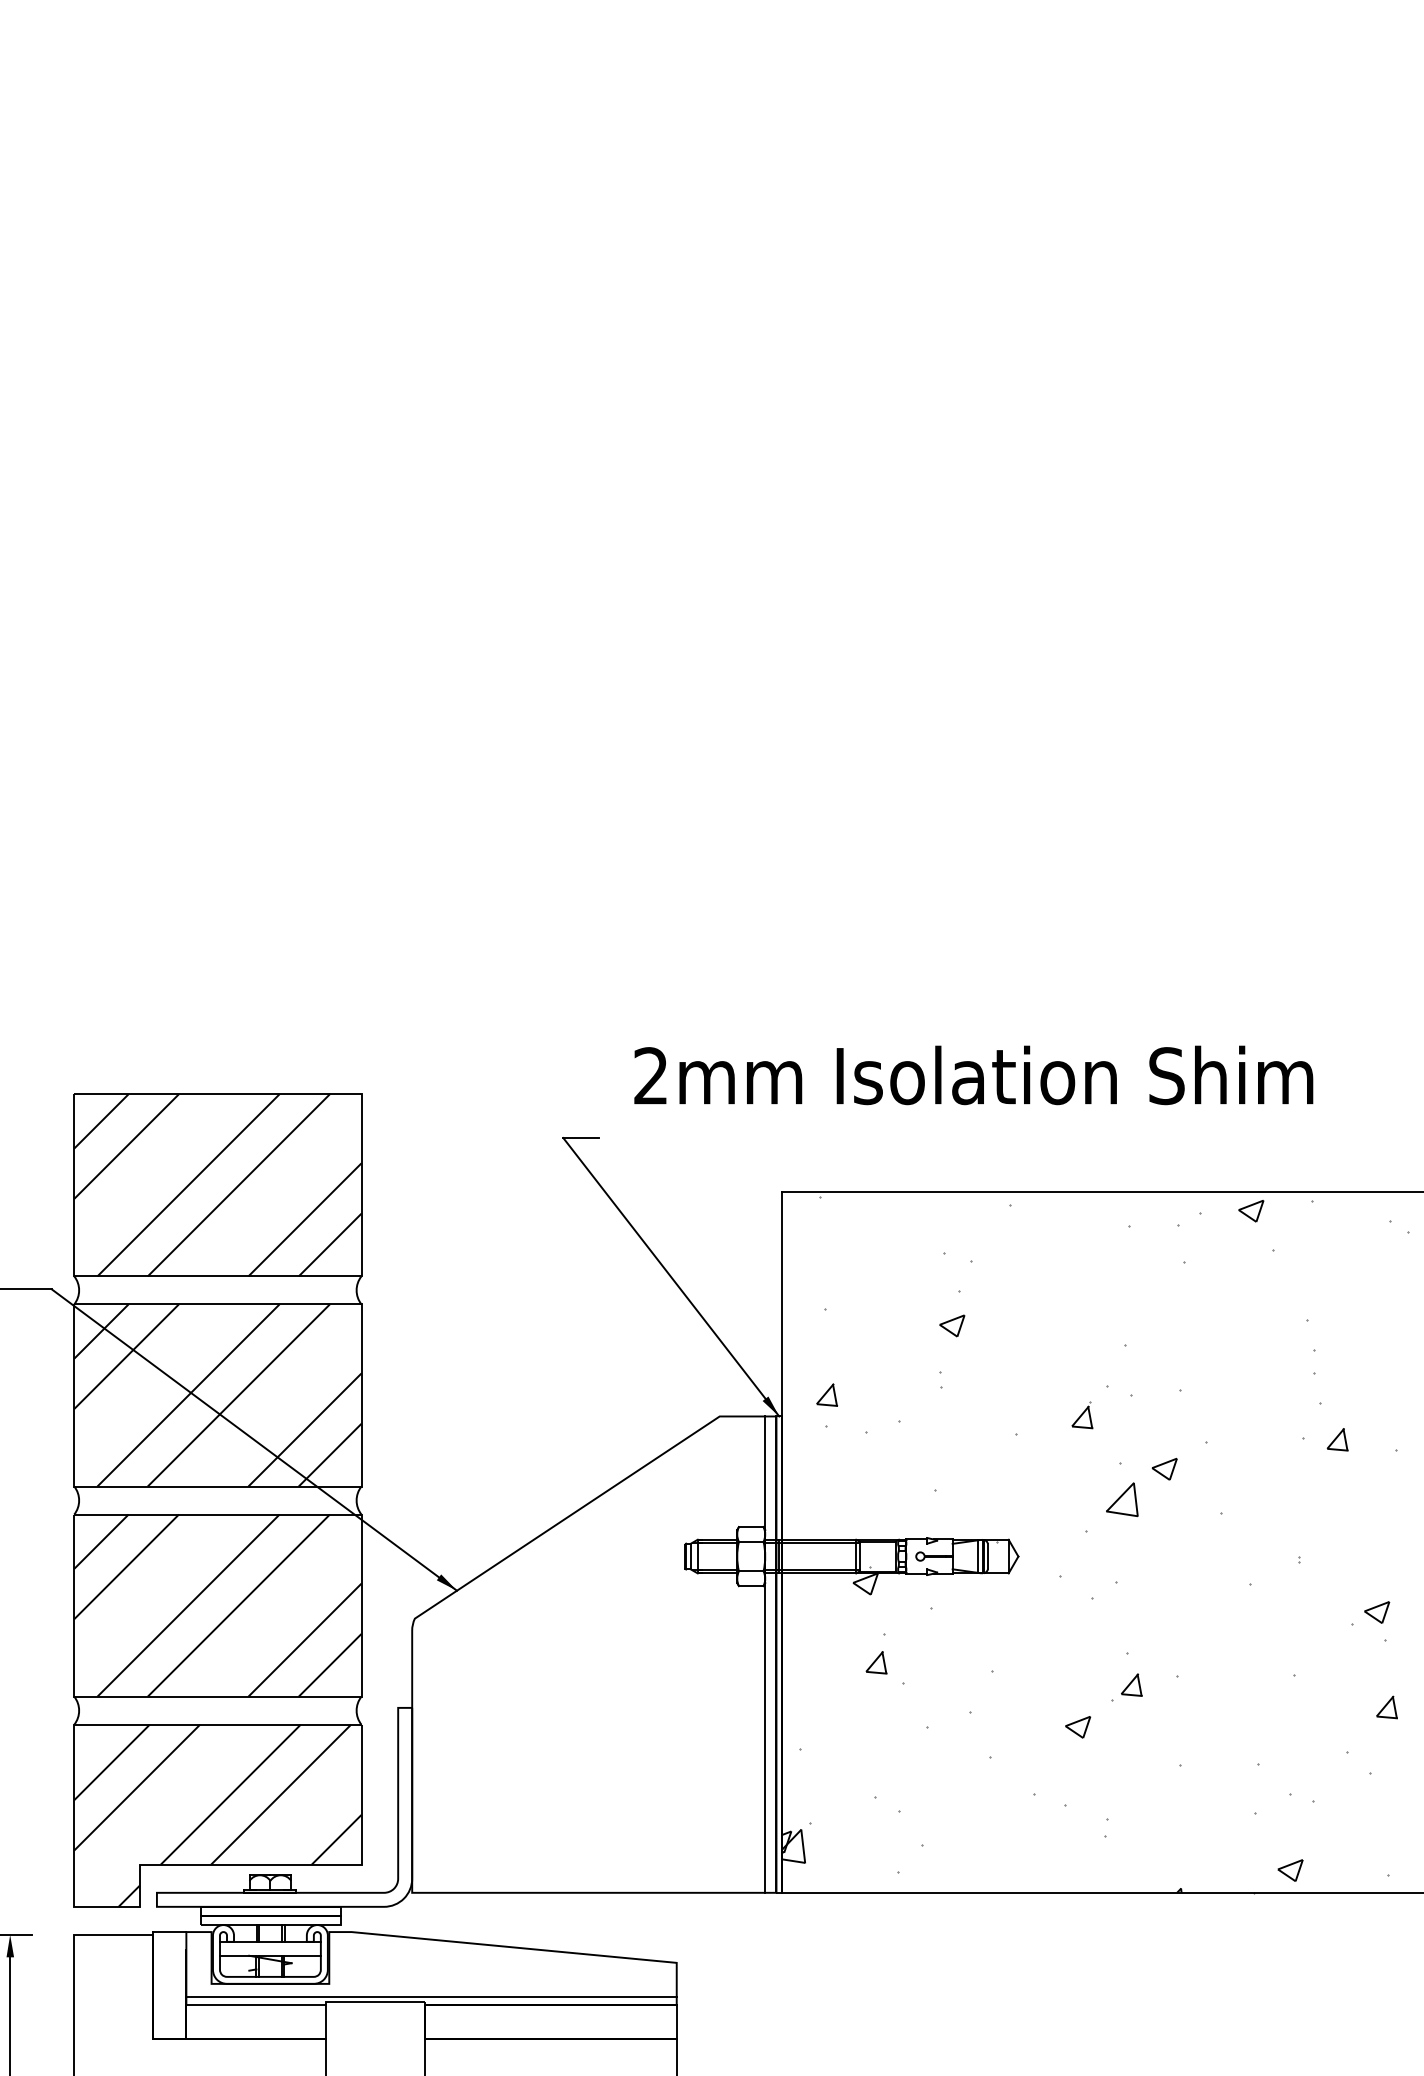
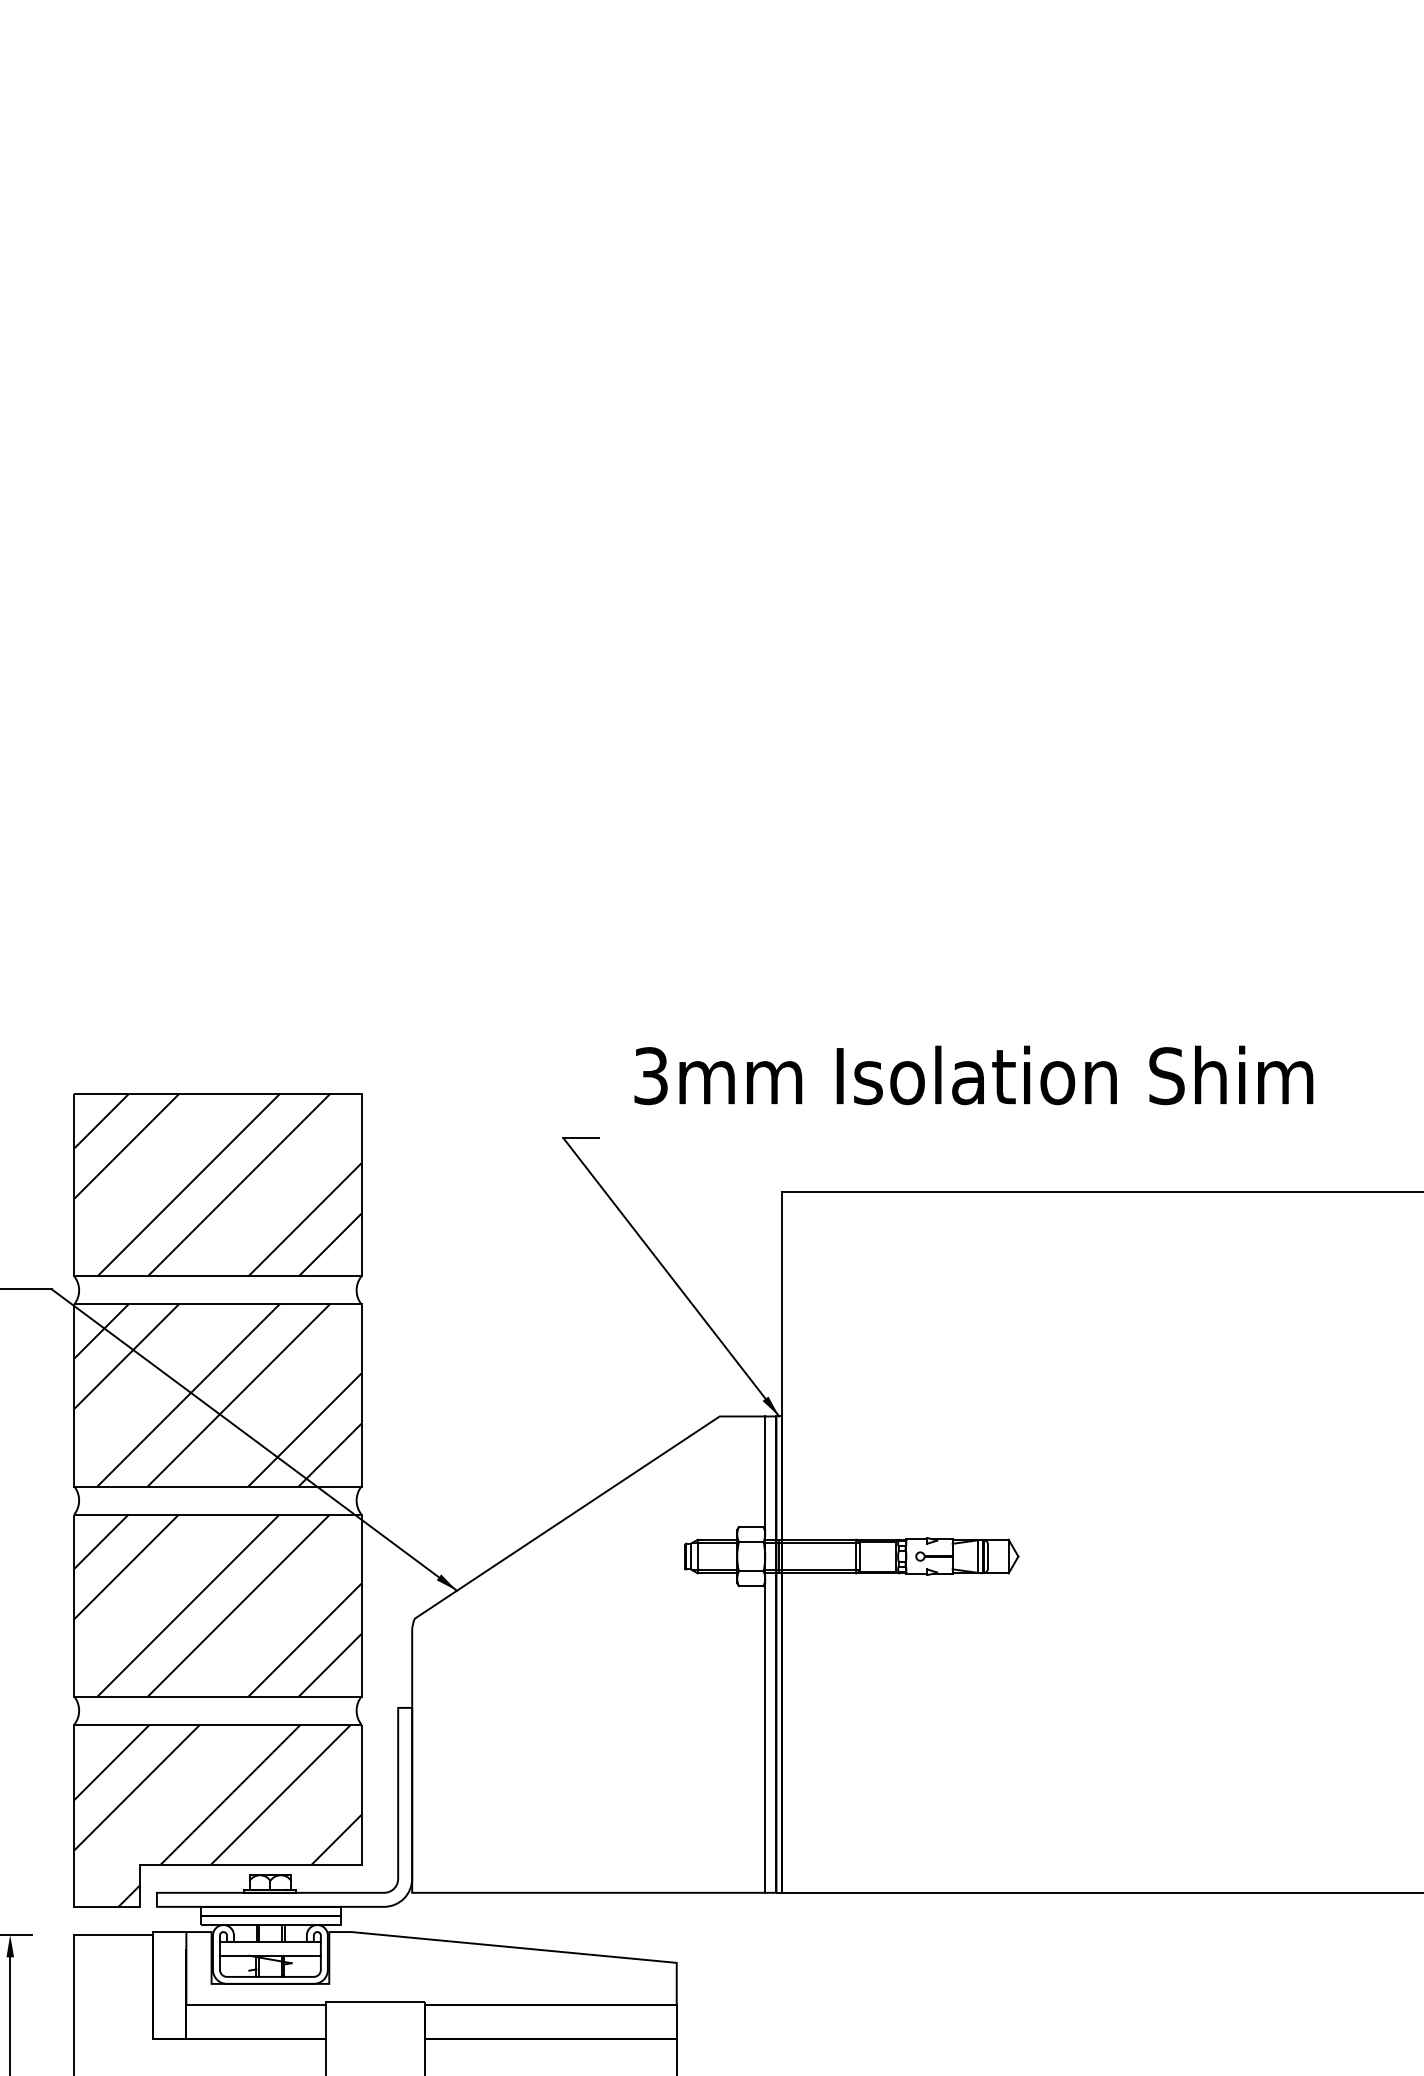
text: 2mm -> 3mm (650, 1076)
hatch: present -> none (1094, 1544)
line: present -> none (431, 1996)
